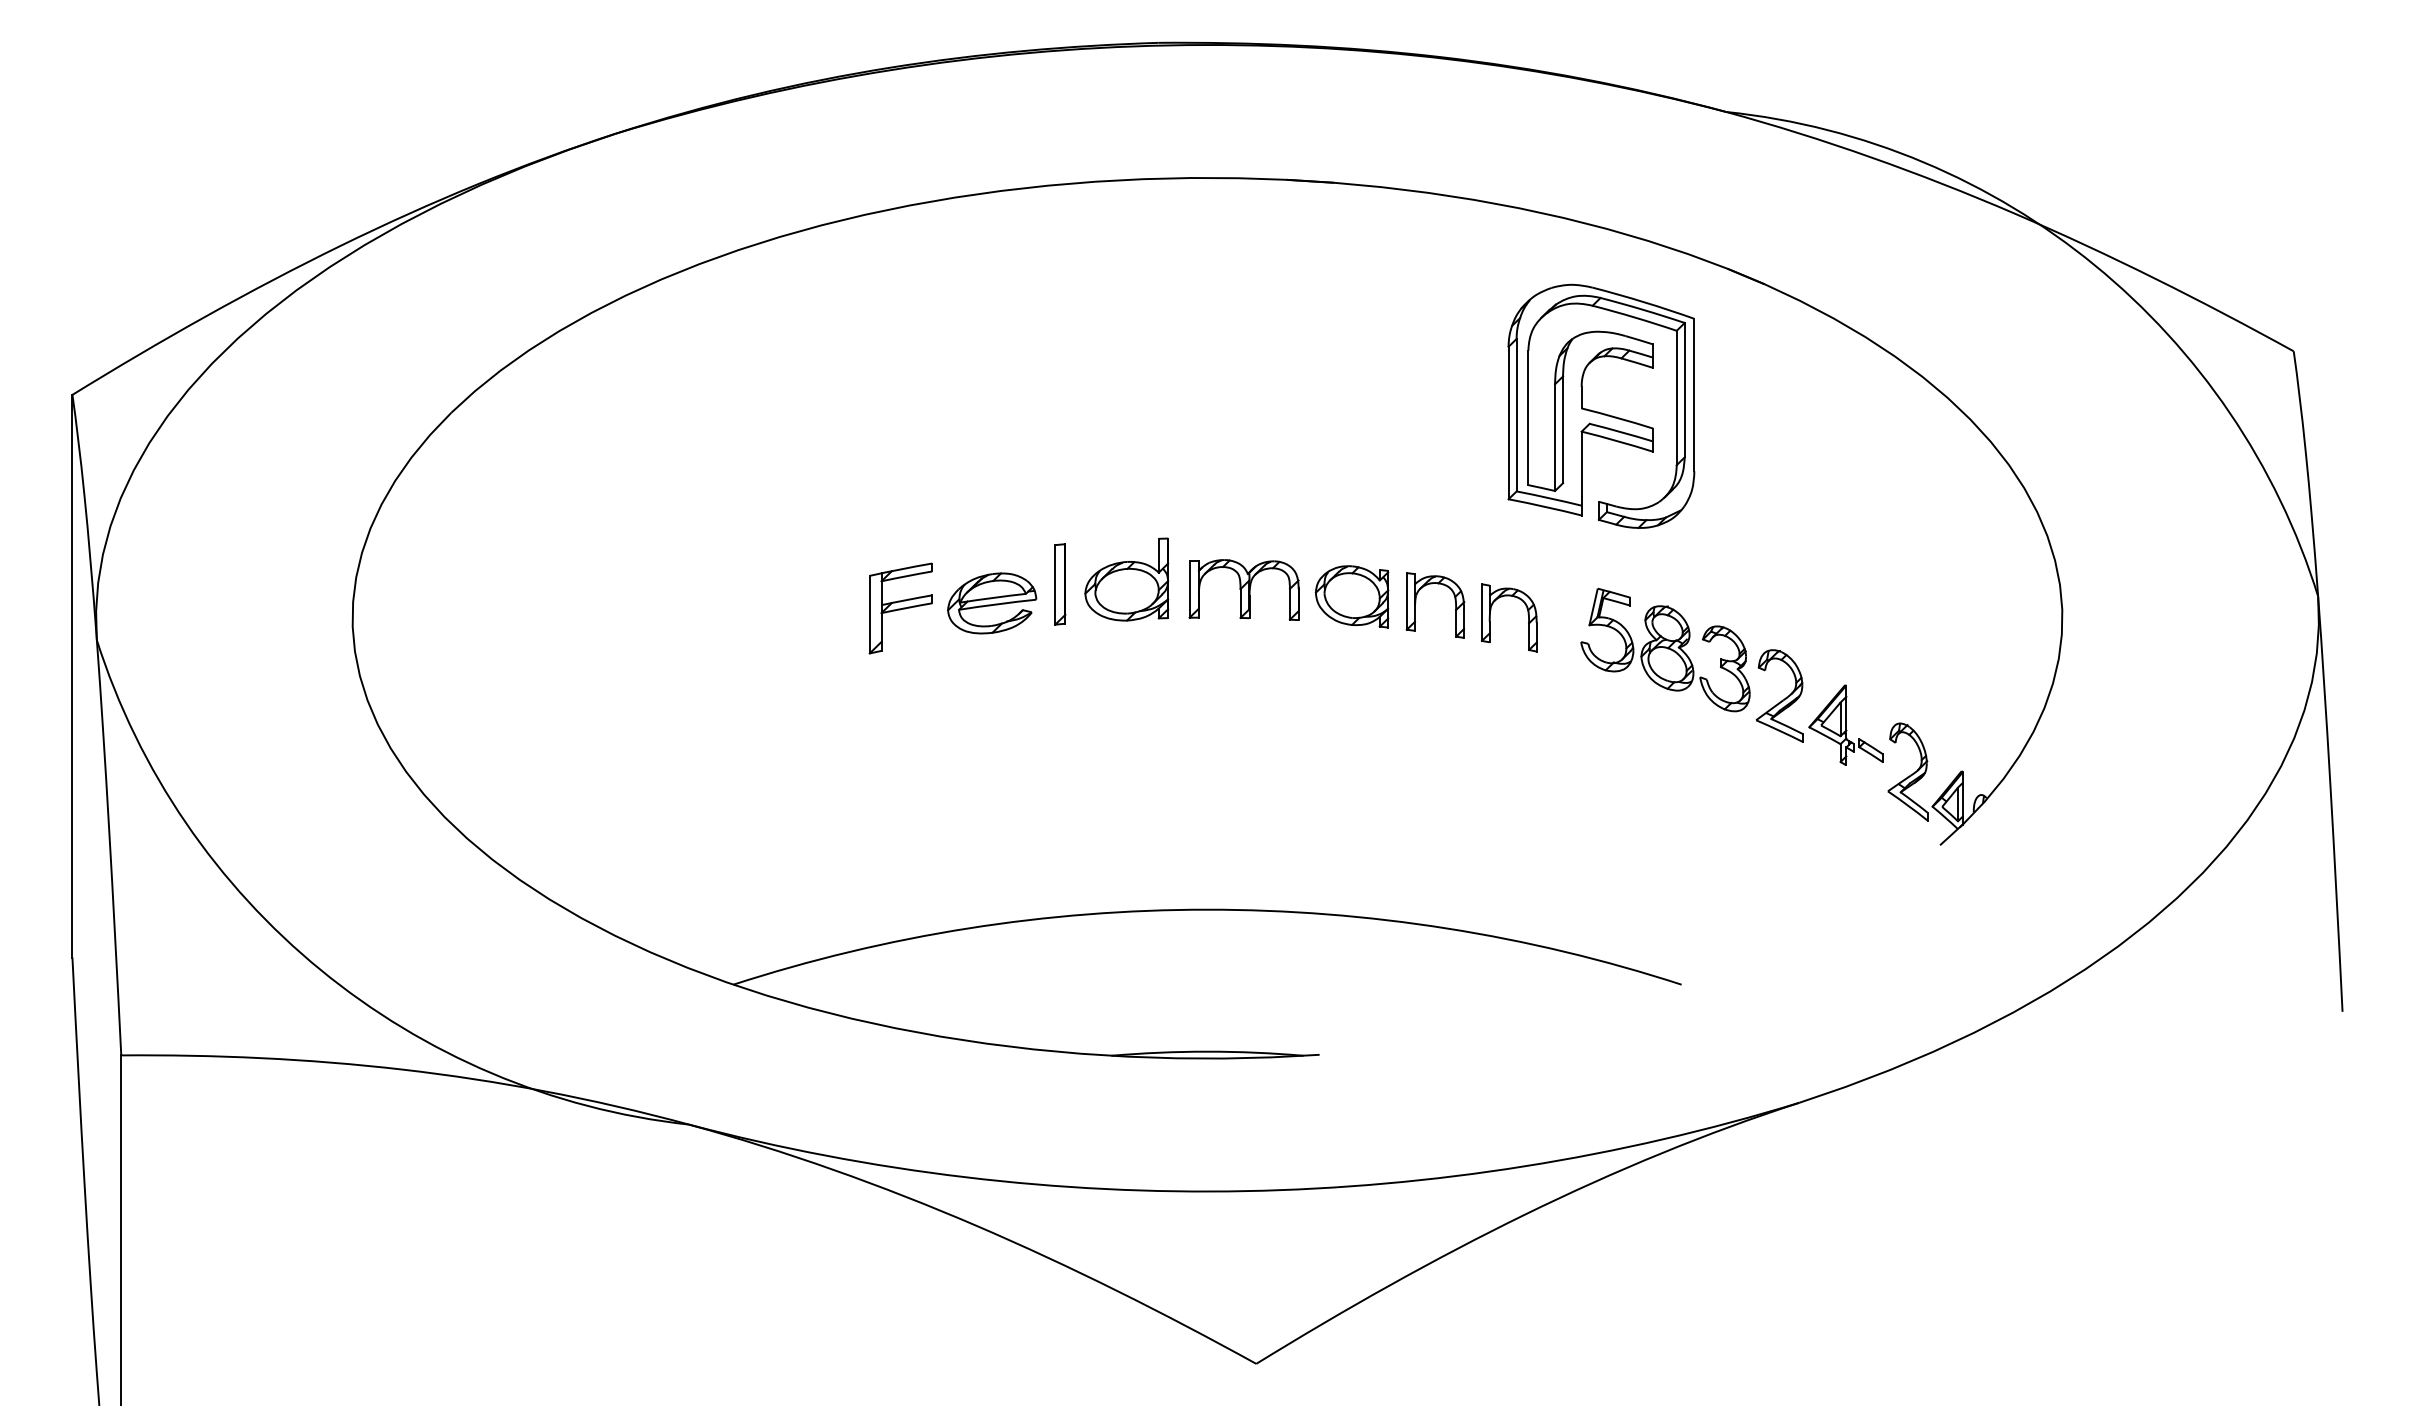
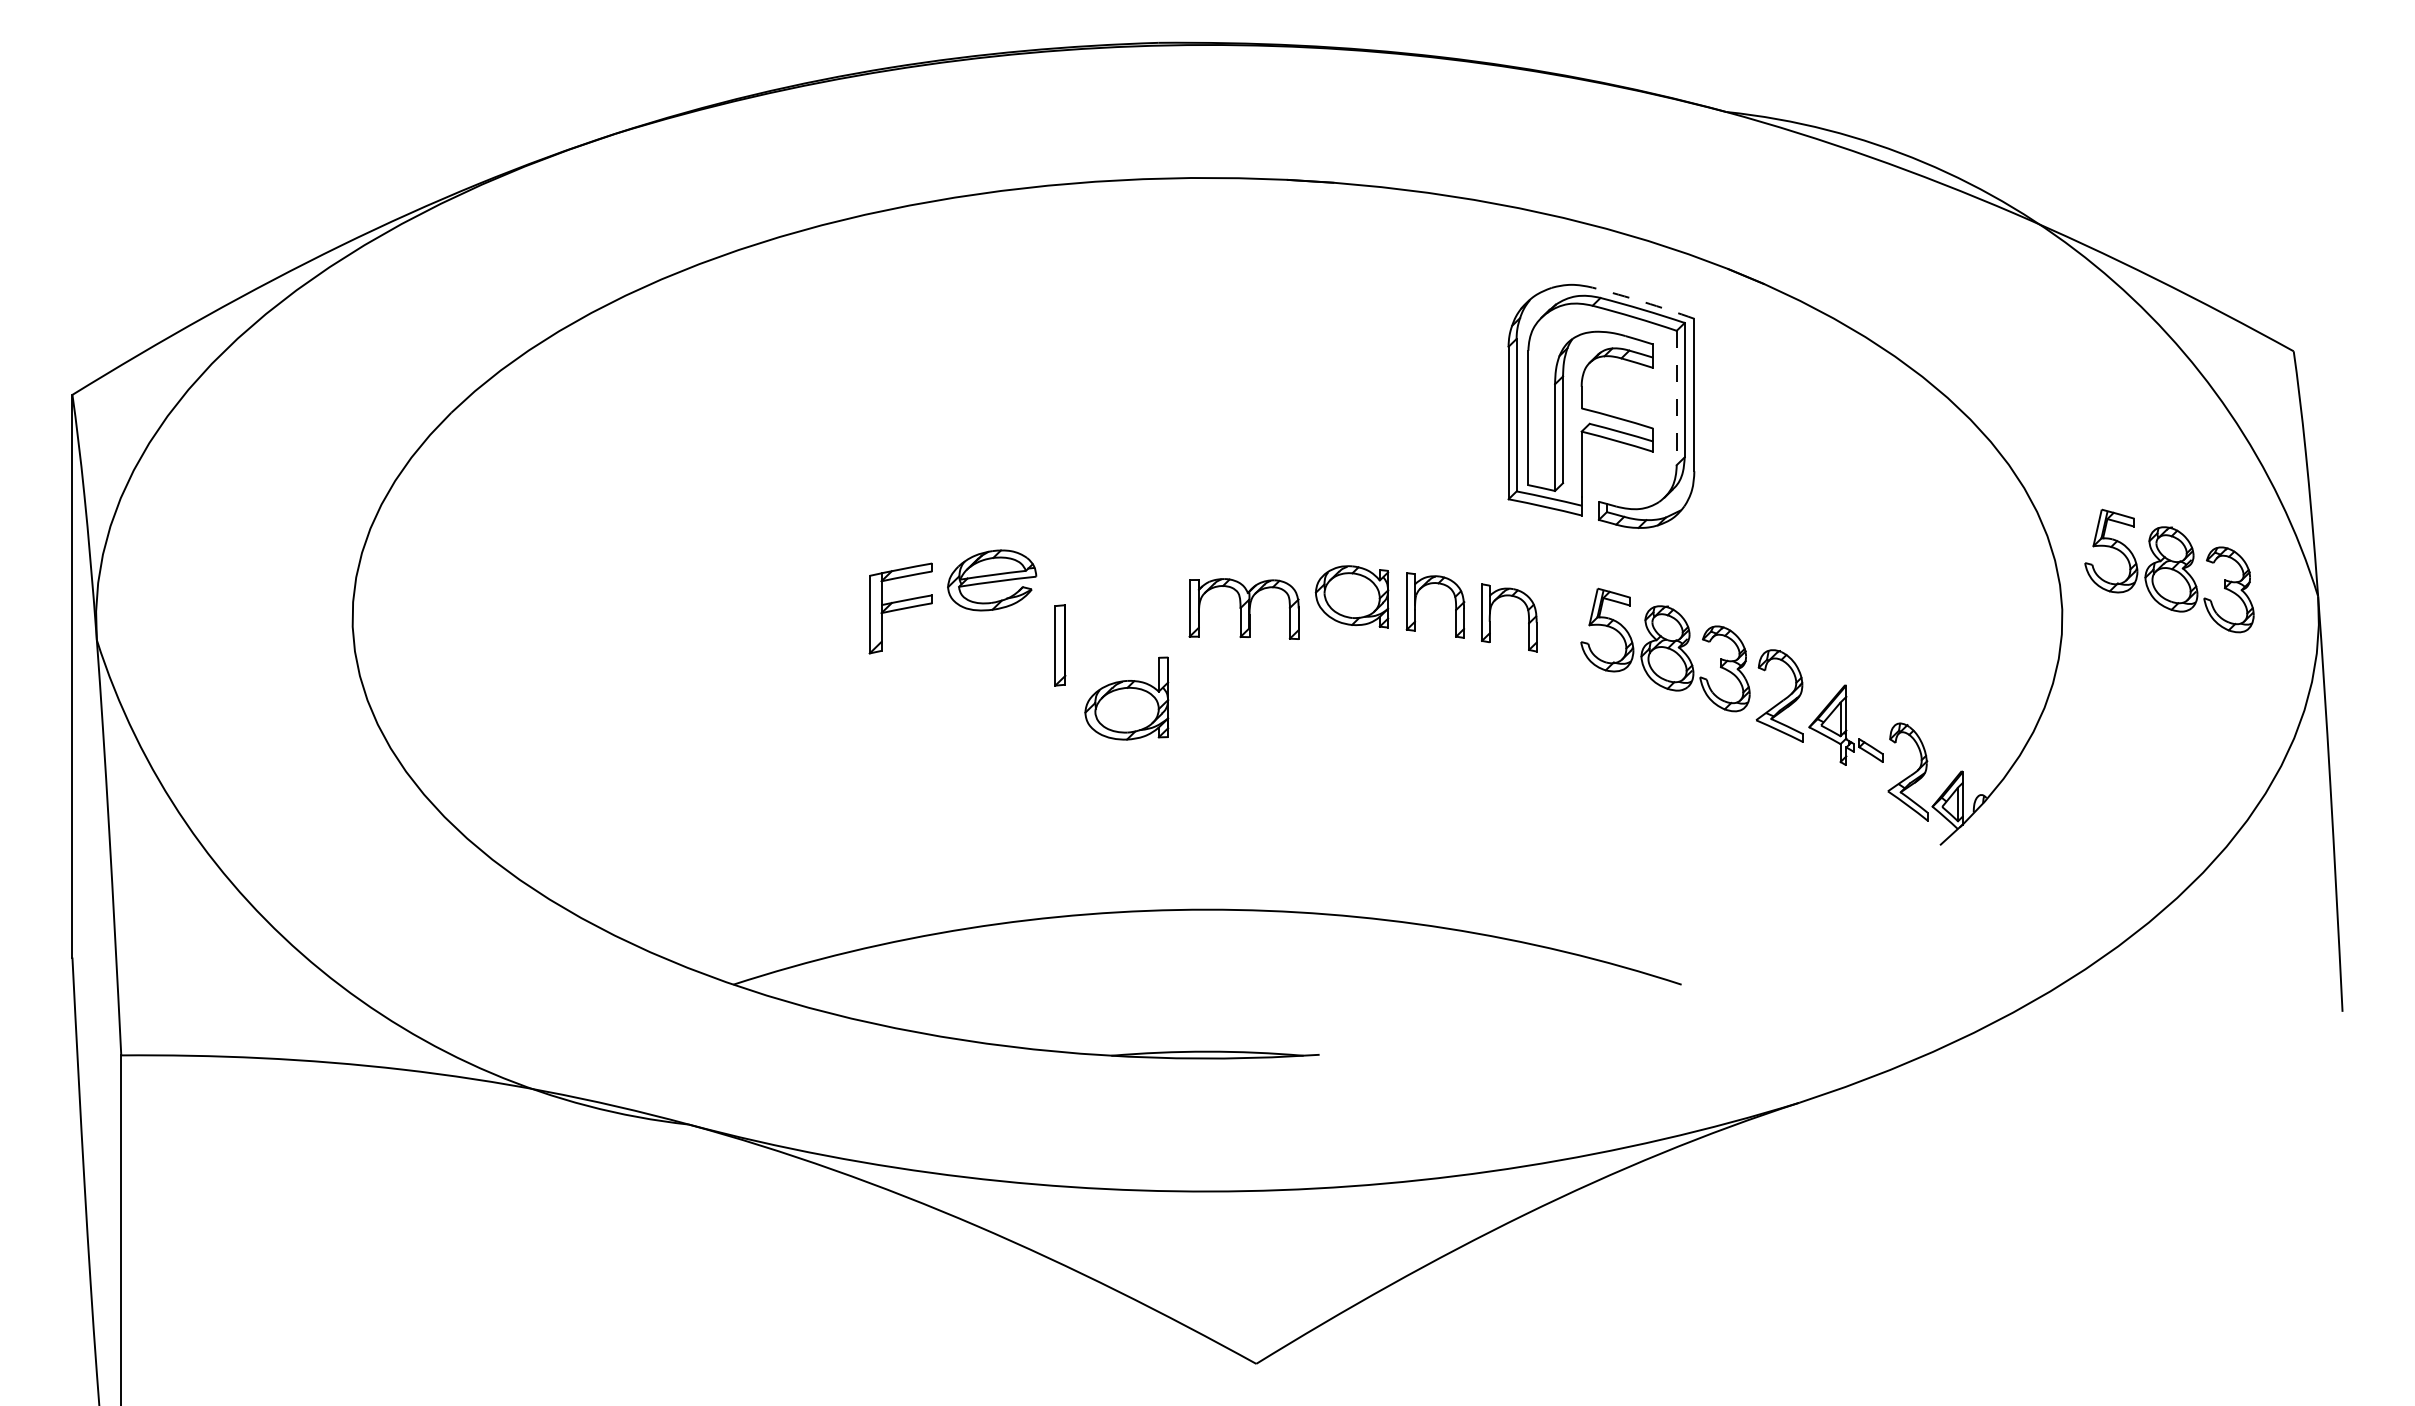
arc: solid -> dashed (1643, 302)
line: solid -> dashed (1676, 398)
part: none -> present (2169, 570)
part position: (1126, 579) -> (1126, 698) (1126, 698)
part position: (1060, 584) -> (1060, 645) (1060, 645)
part position: (1243, 589) -> (1243, 608) (1243, 608)
part position: (992, 603) -> (992, 580) (992, 580)
